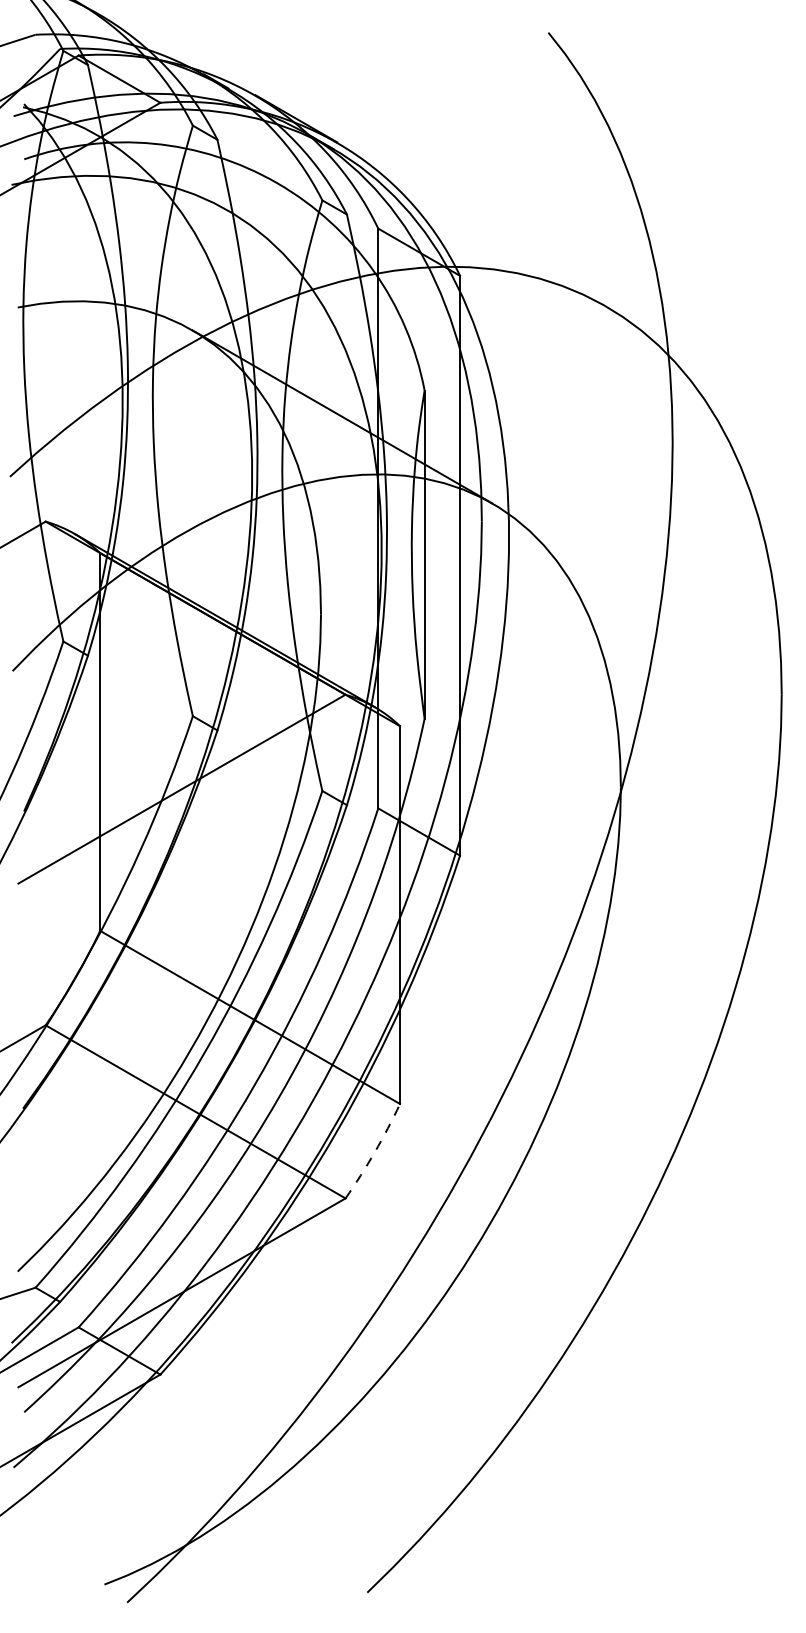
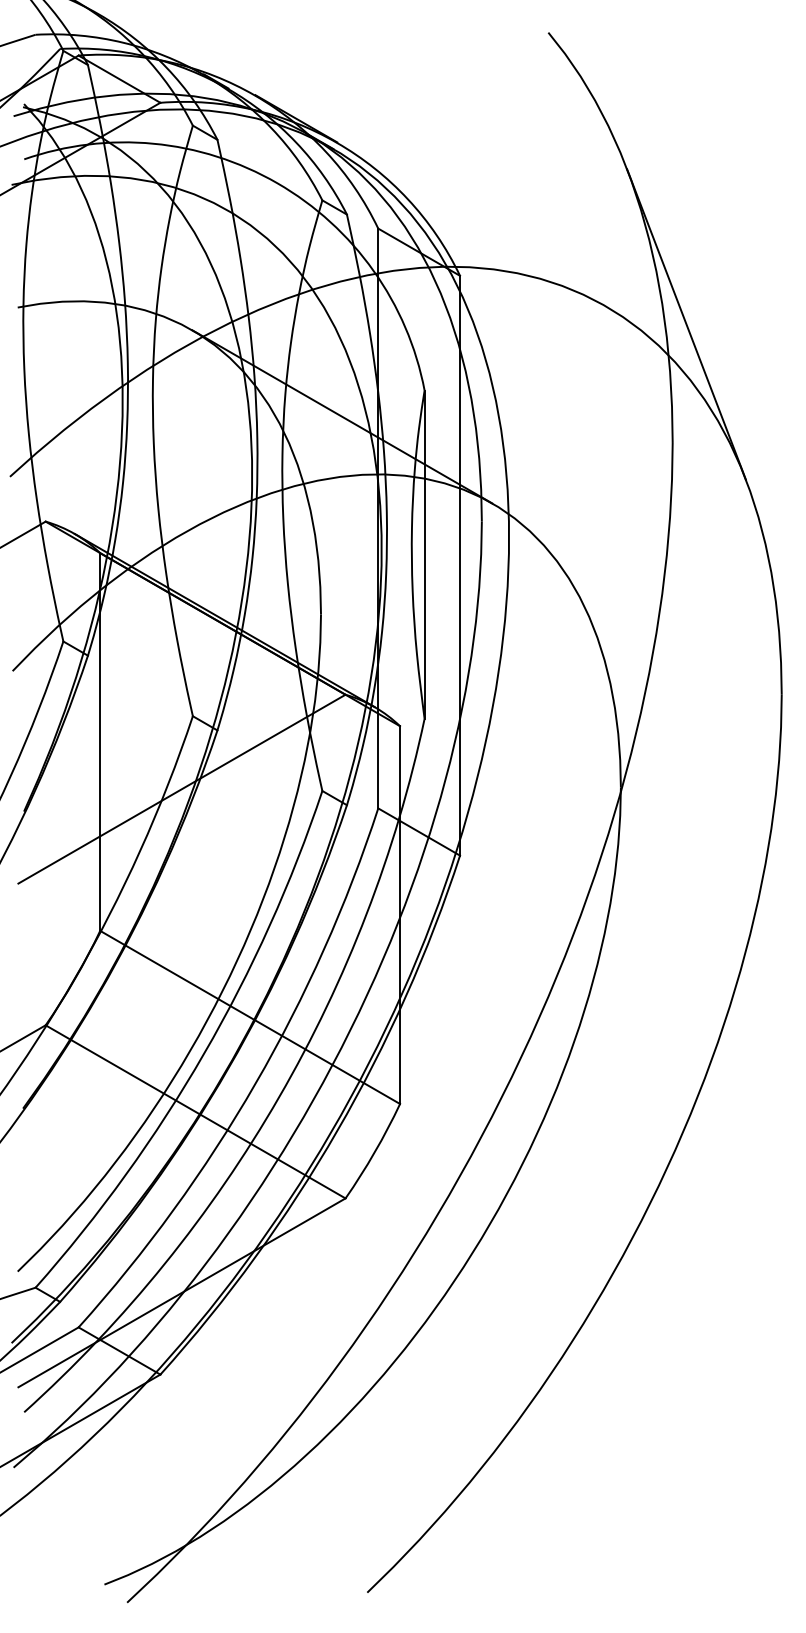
line: none -> present (686, 324)
arc: dashed -> solid (374, 1152)
